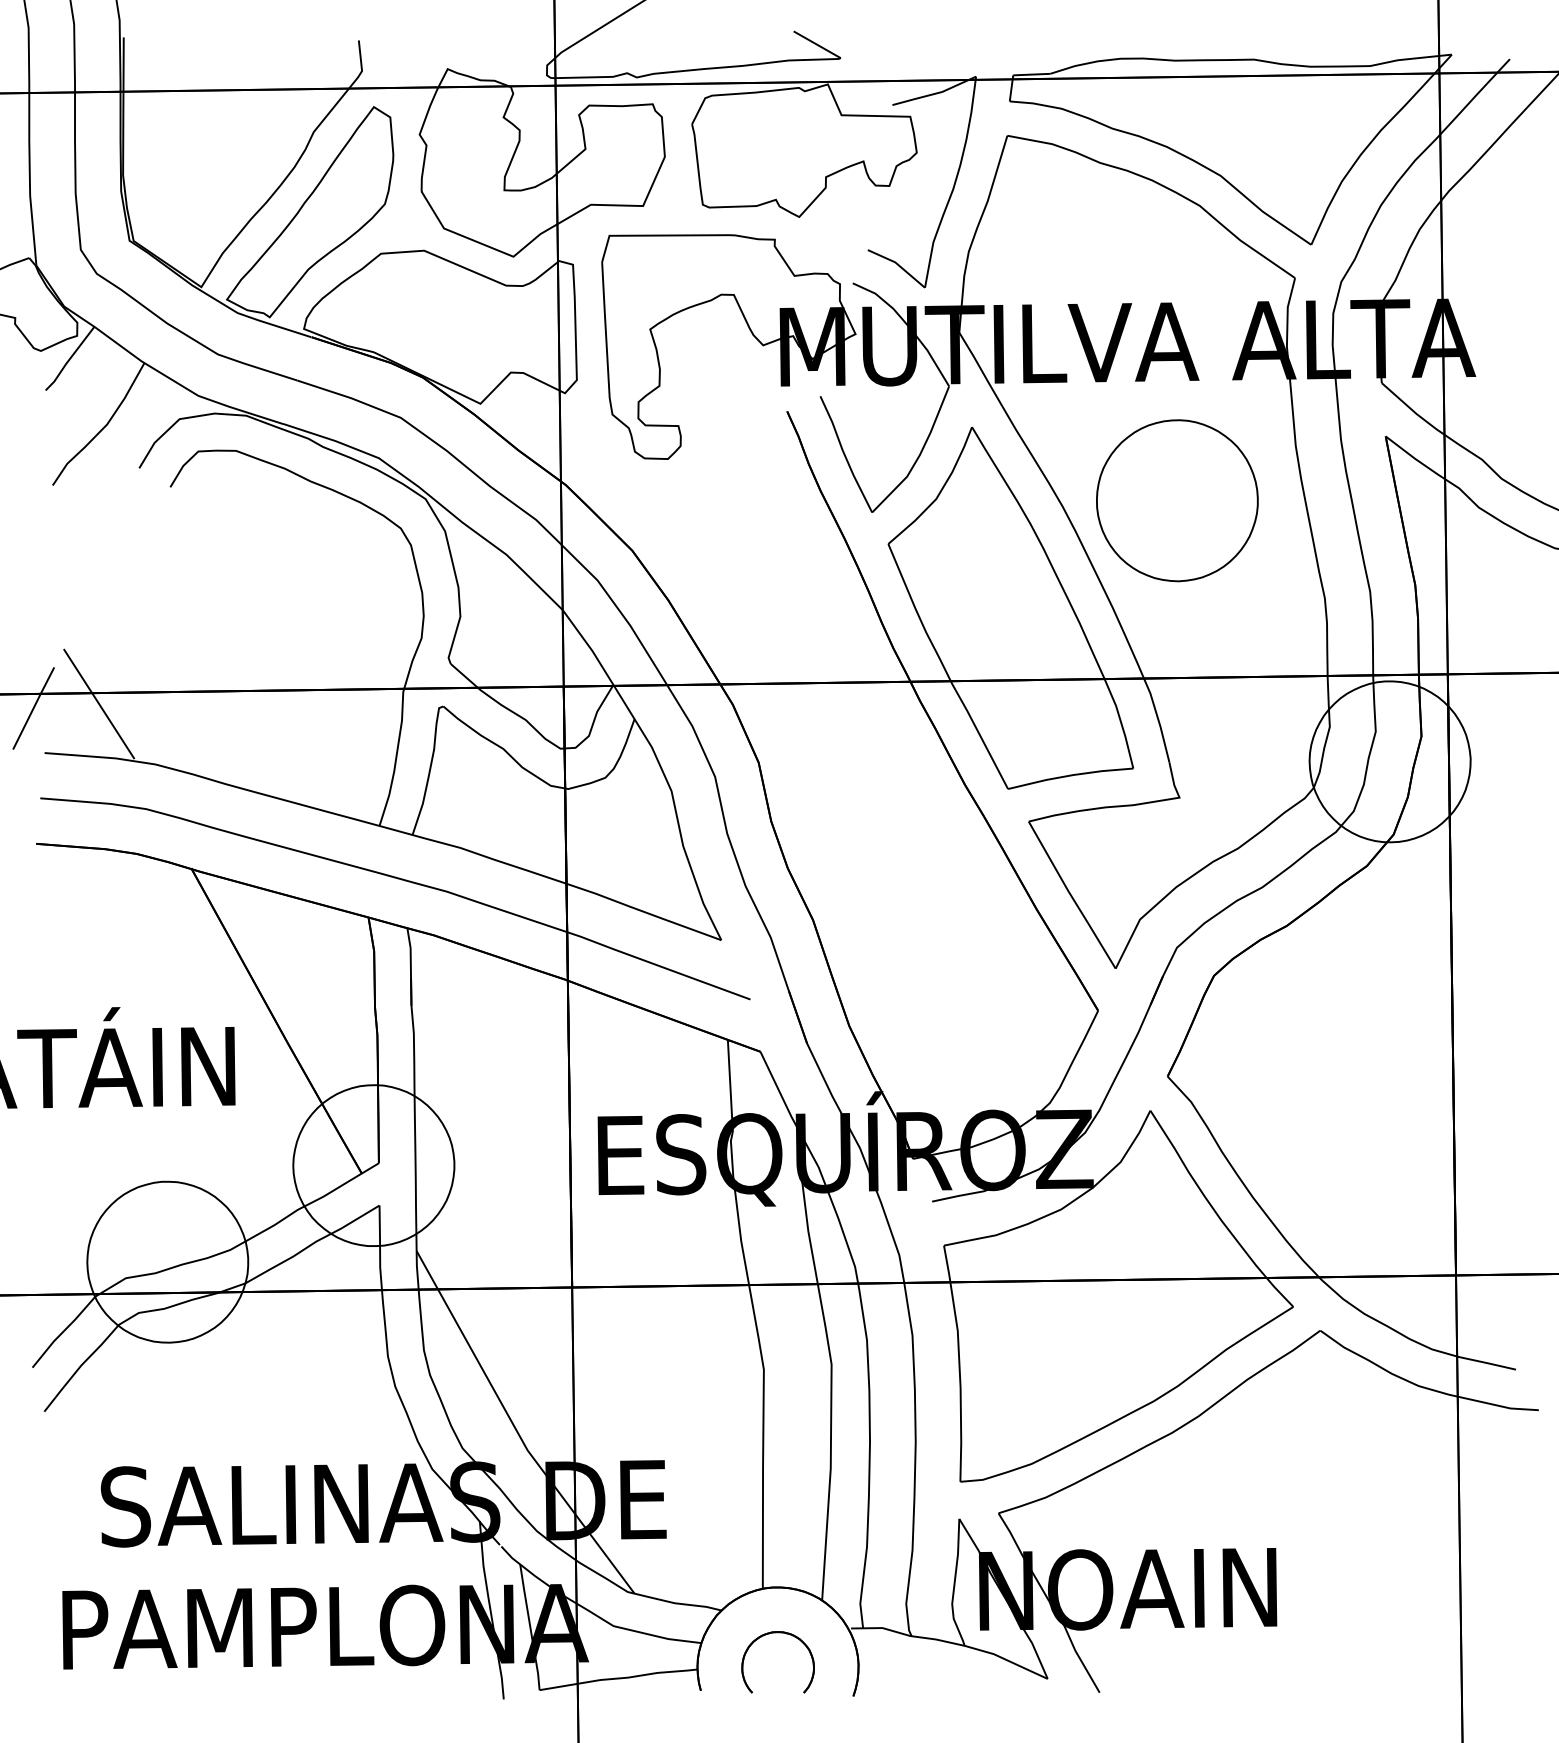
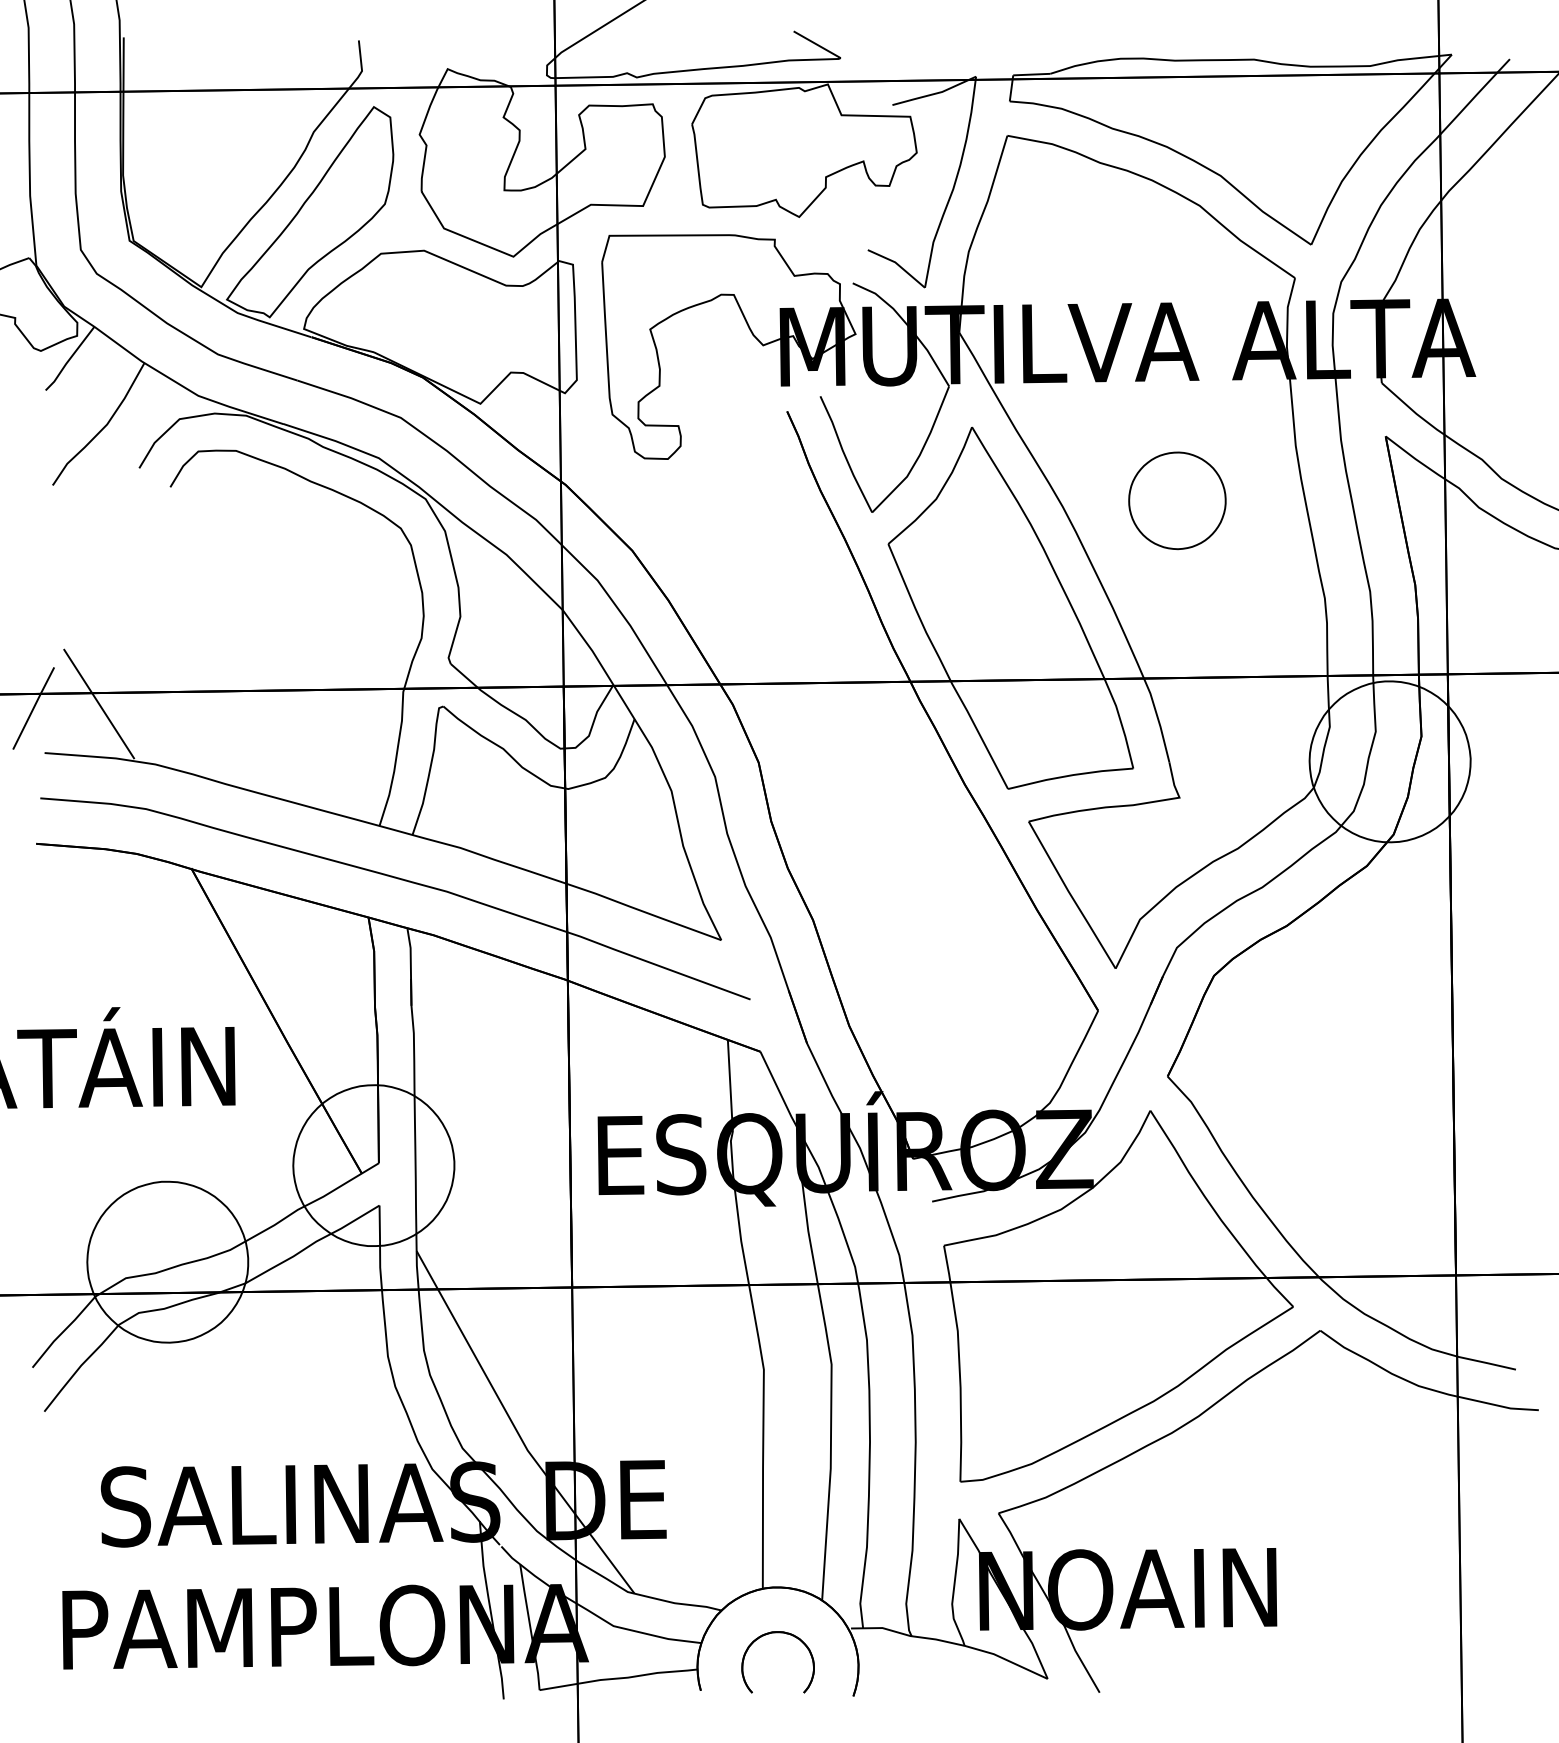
part size: 163x164 px -> 99x100 px (1177, 500)
